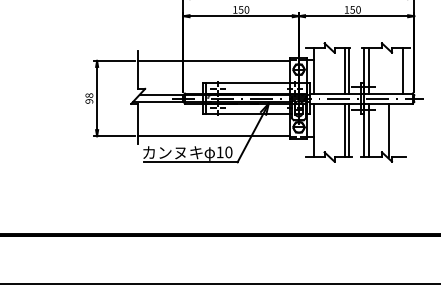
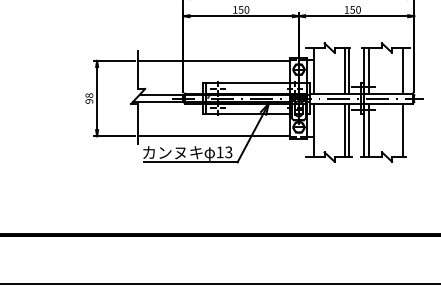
line position: (388, 130) -> (402, 130) (402, 130)
text: 10 -> 13 (228, 152)
